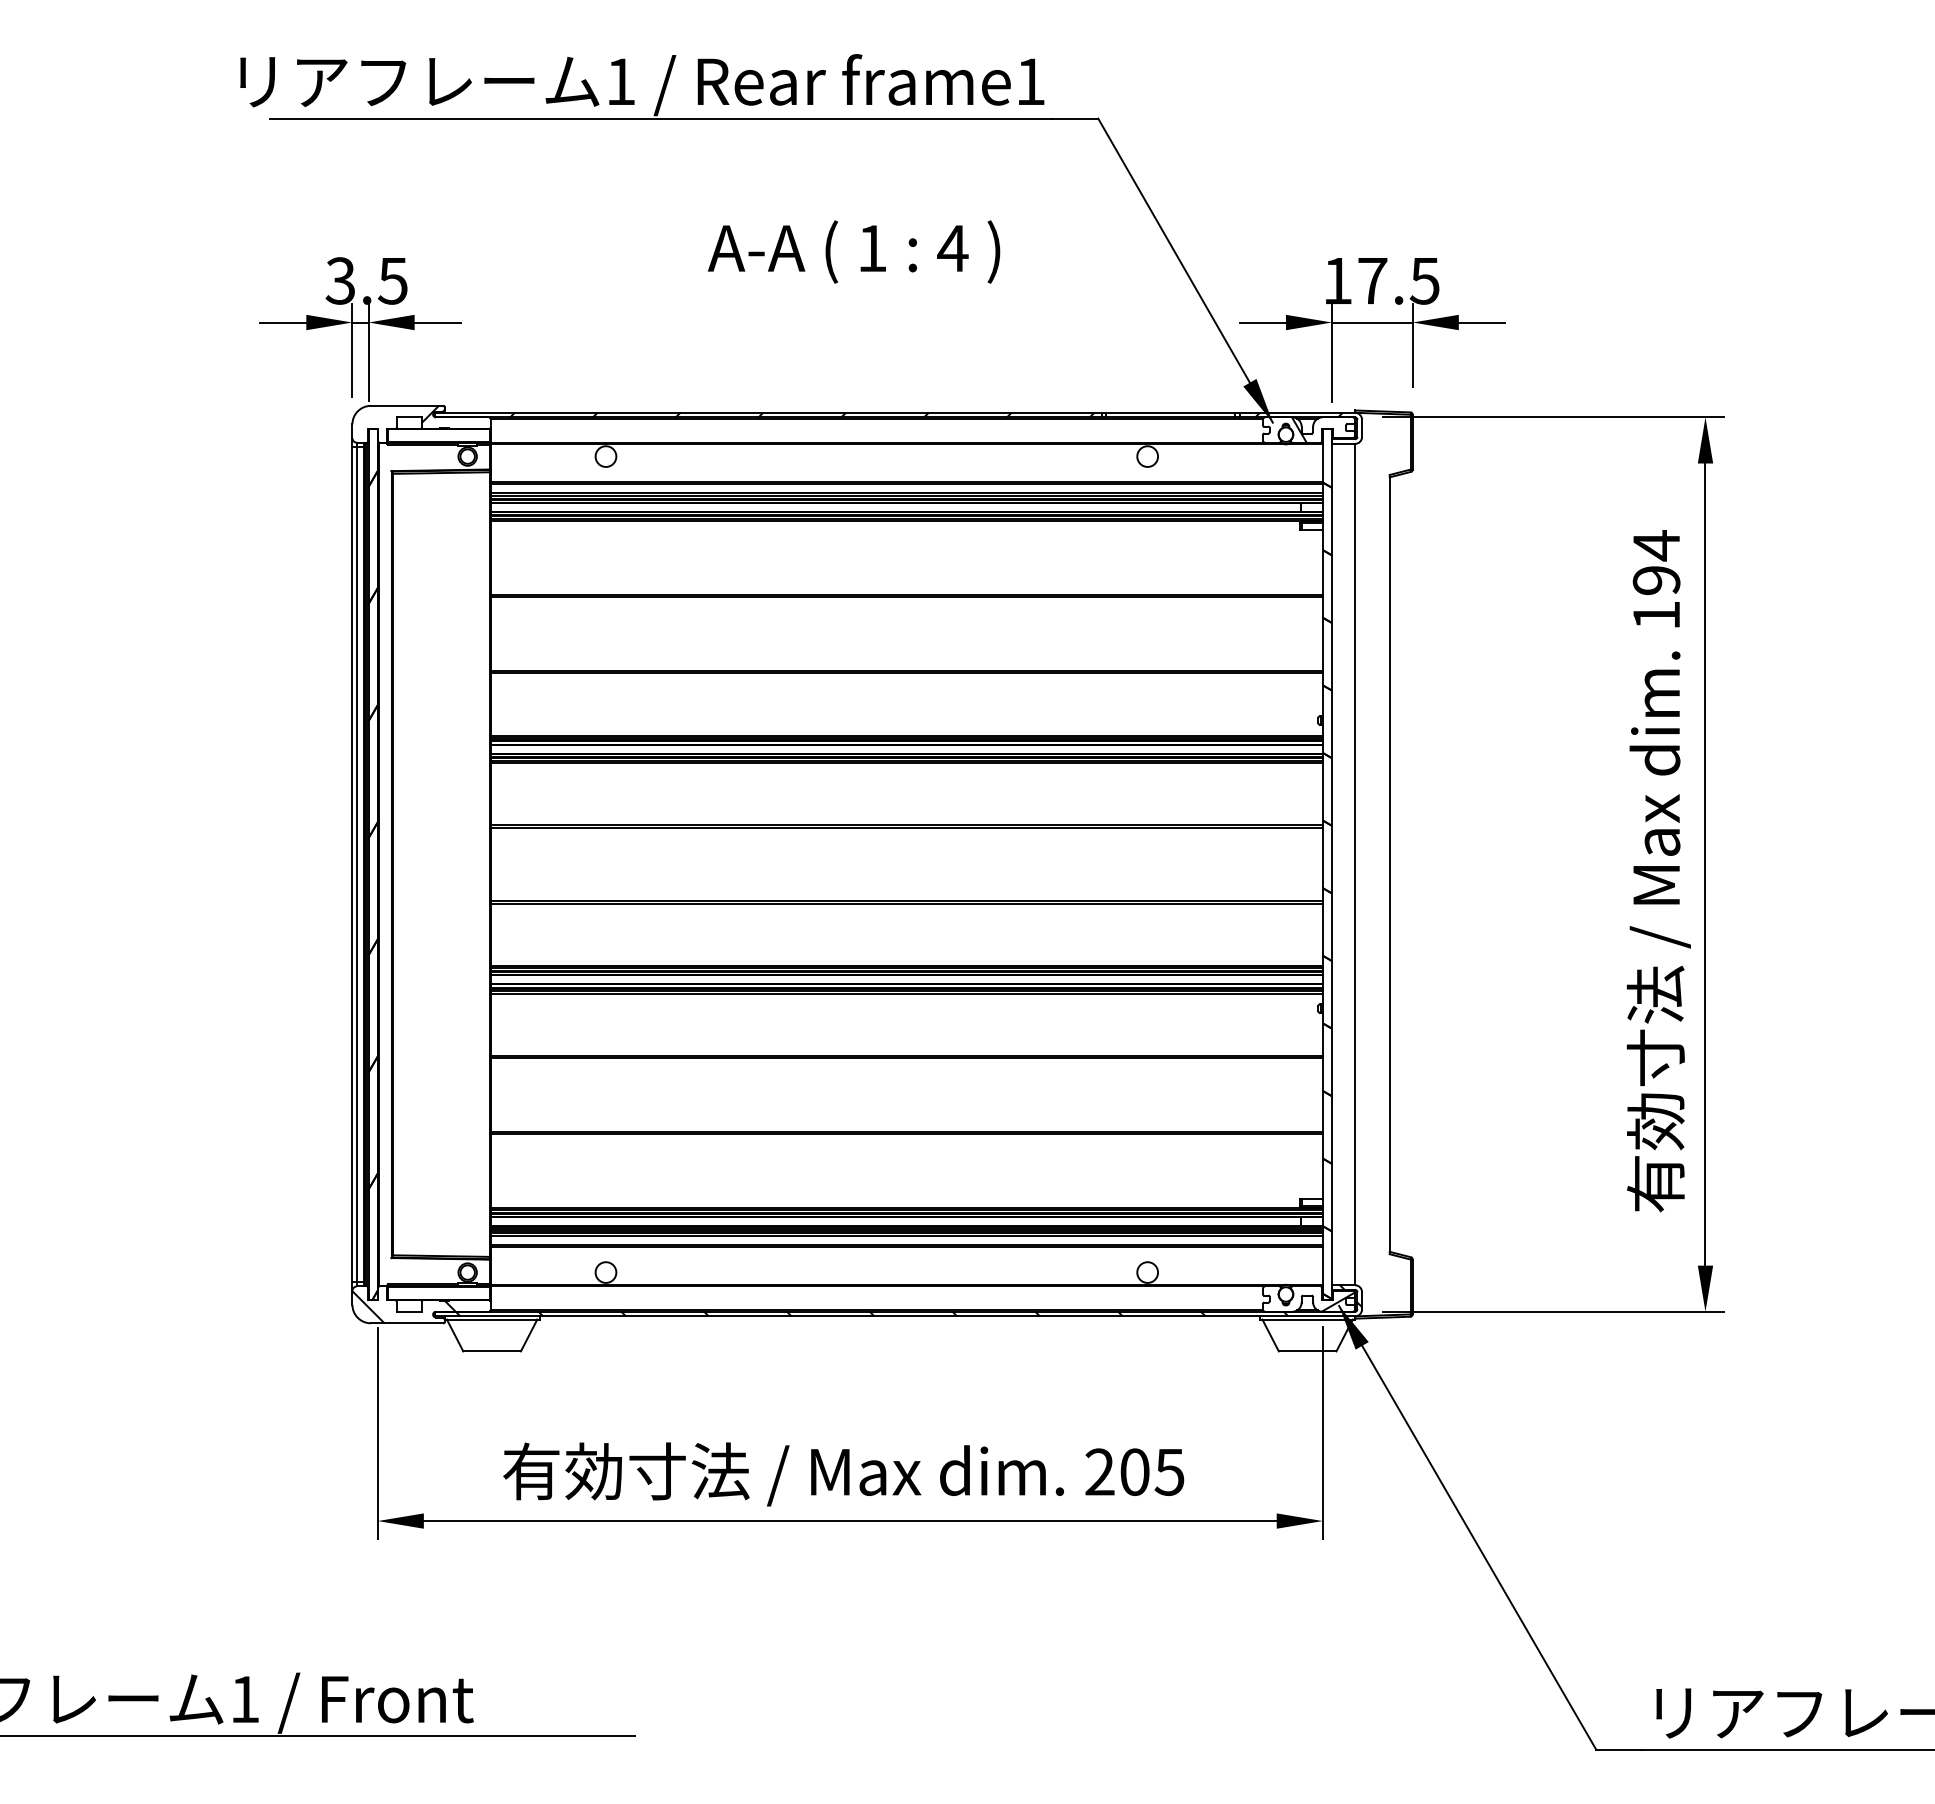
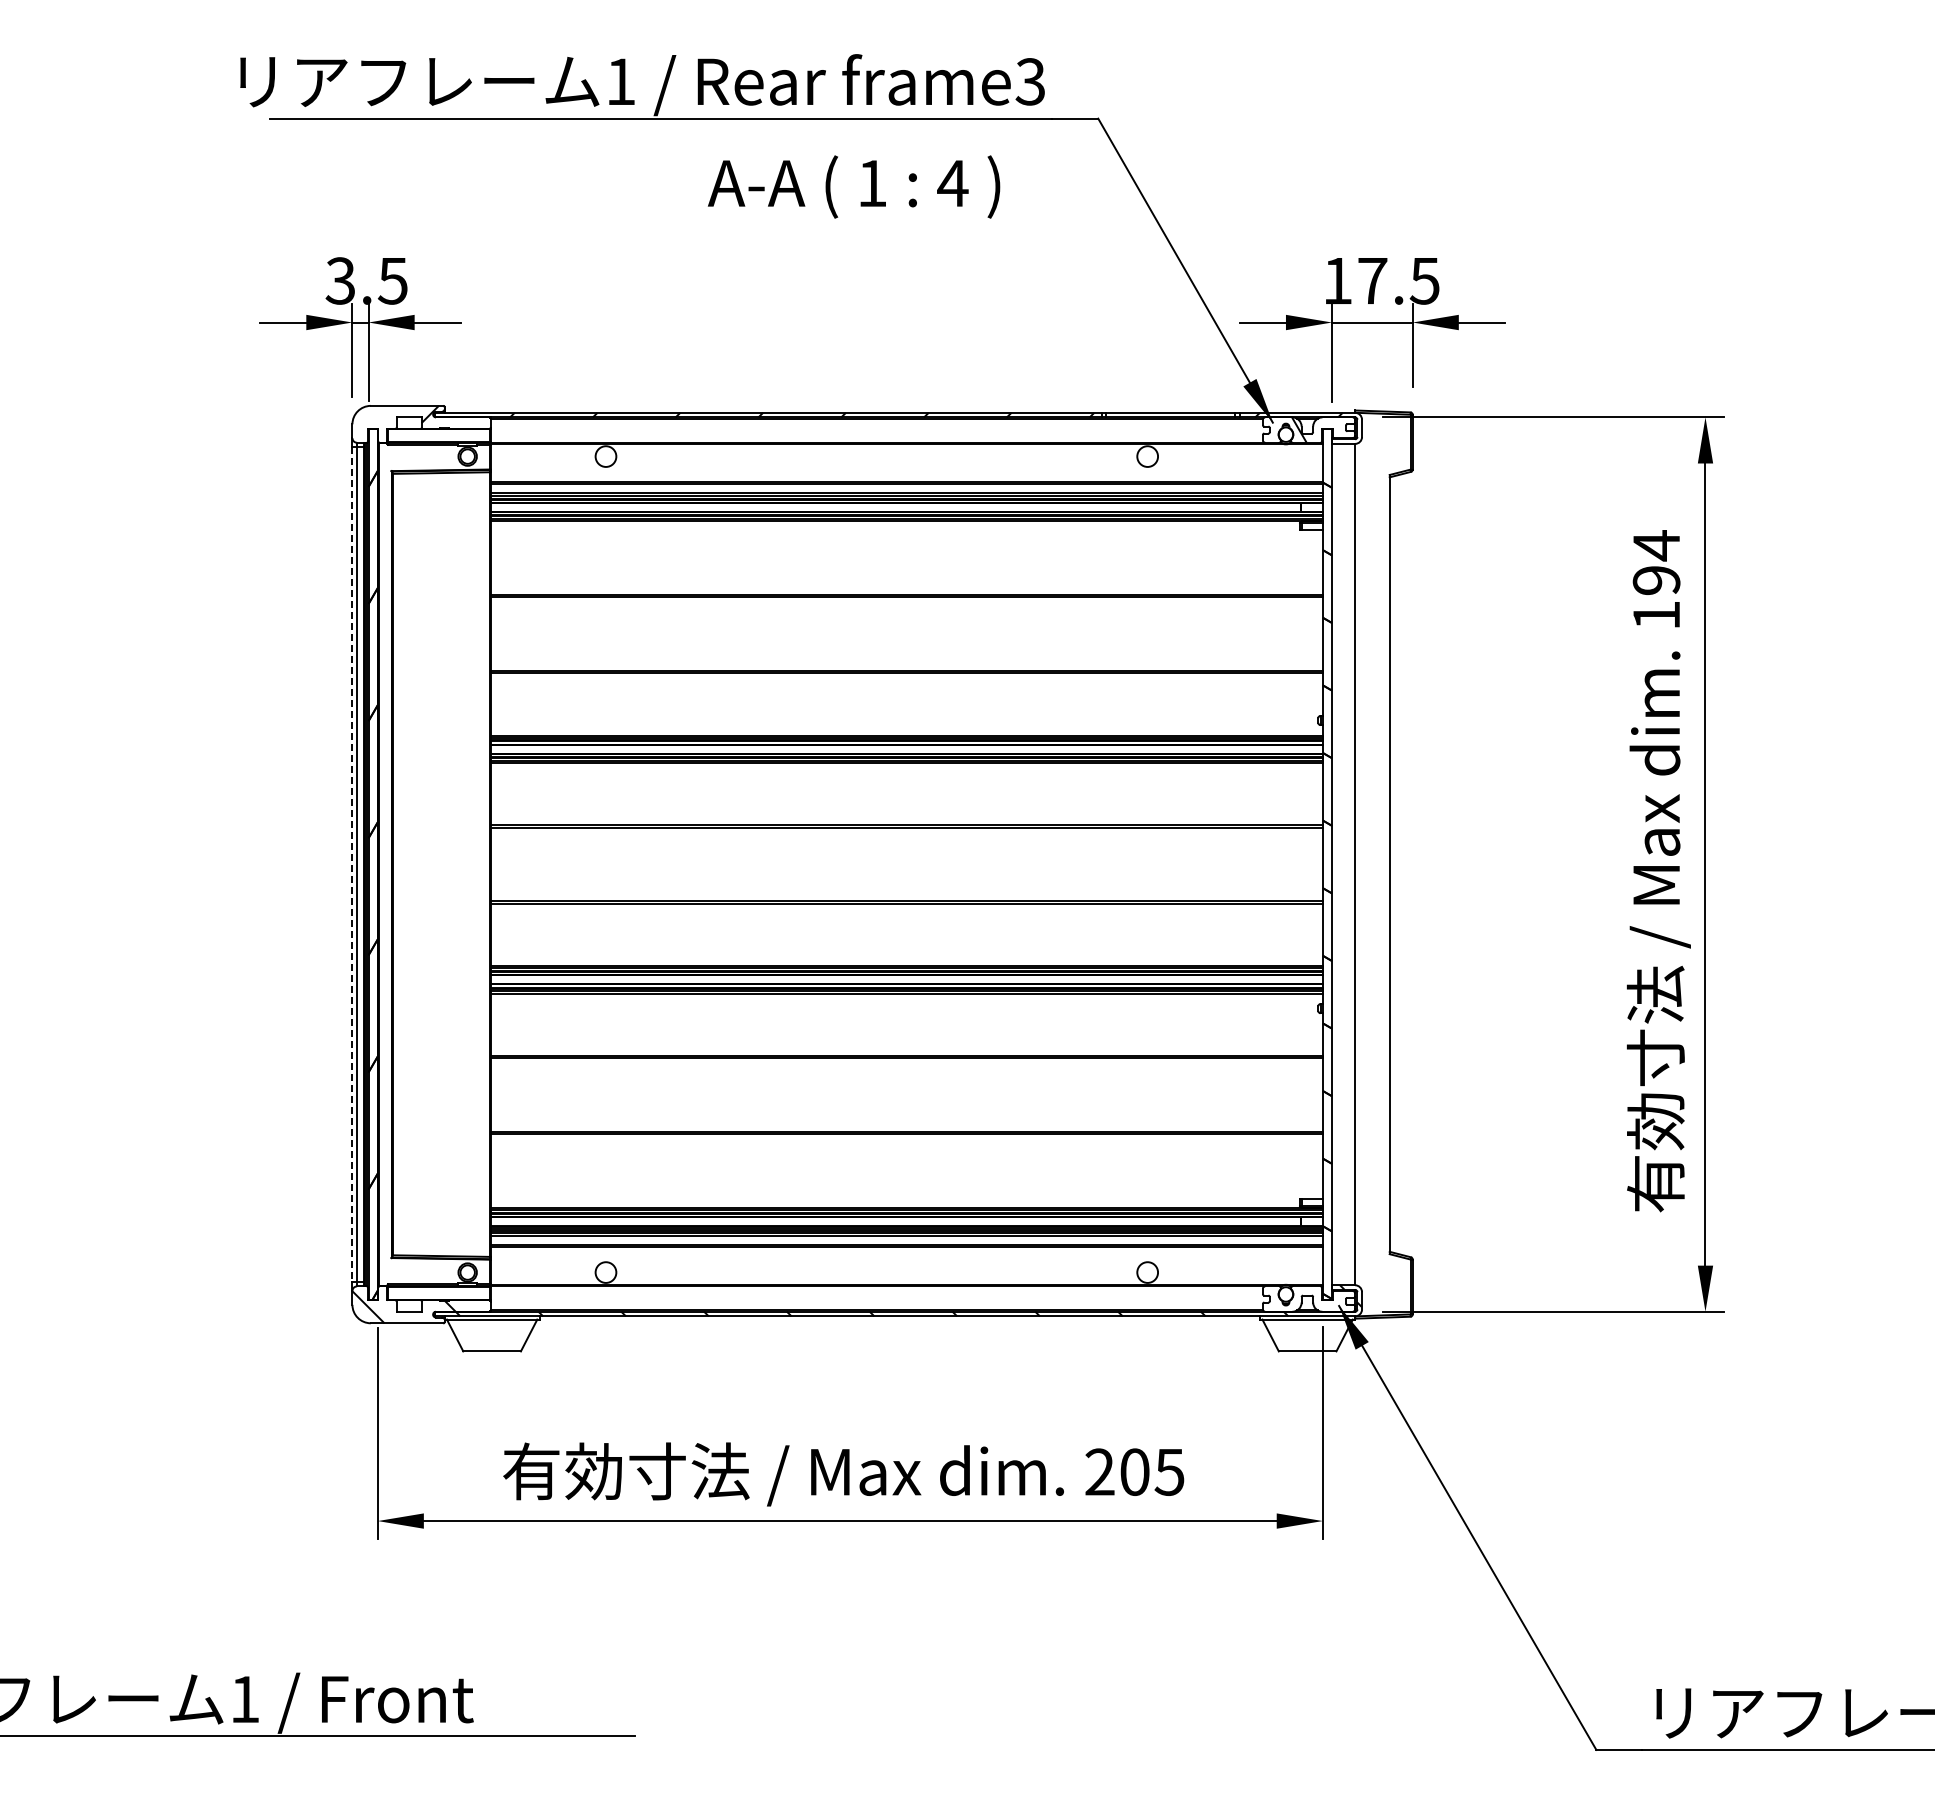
text: frame1 -> frame3 (1029, 81)
text position: (854, 251) -> (854, 186) (854, 186)
line: solid -> dashed (352, 865)
hatch: present -> none (1337, 1301)
